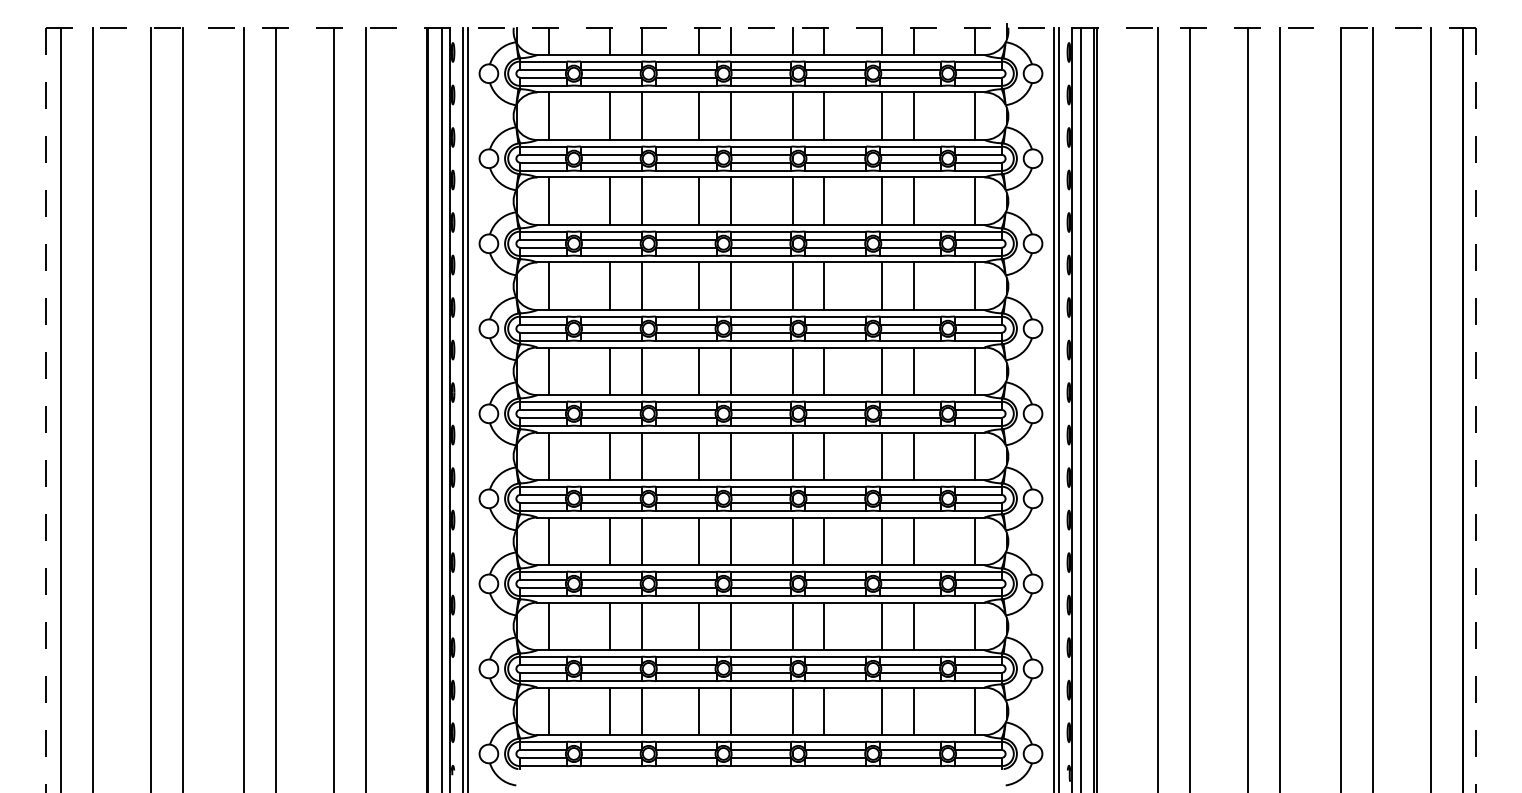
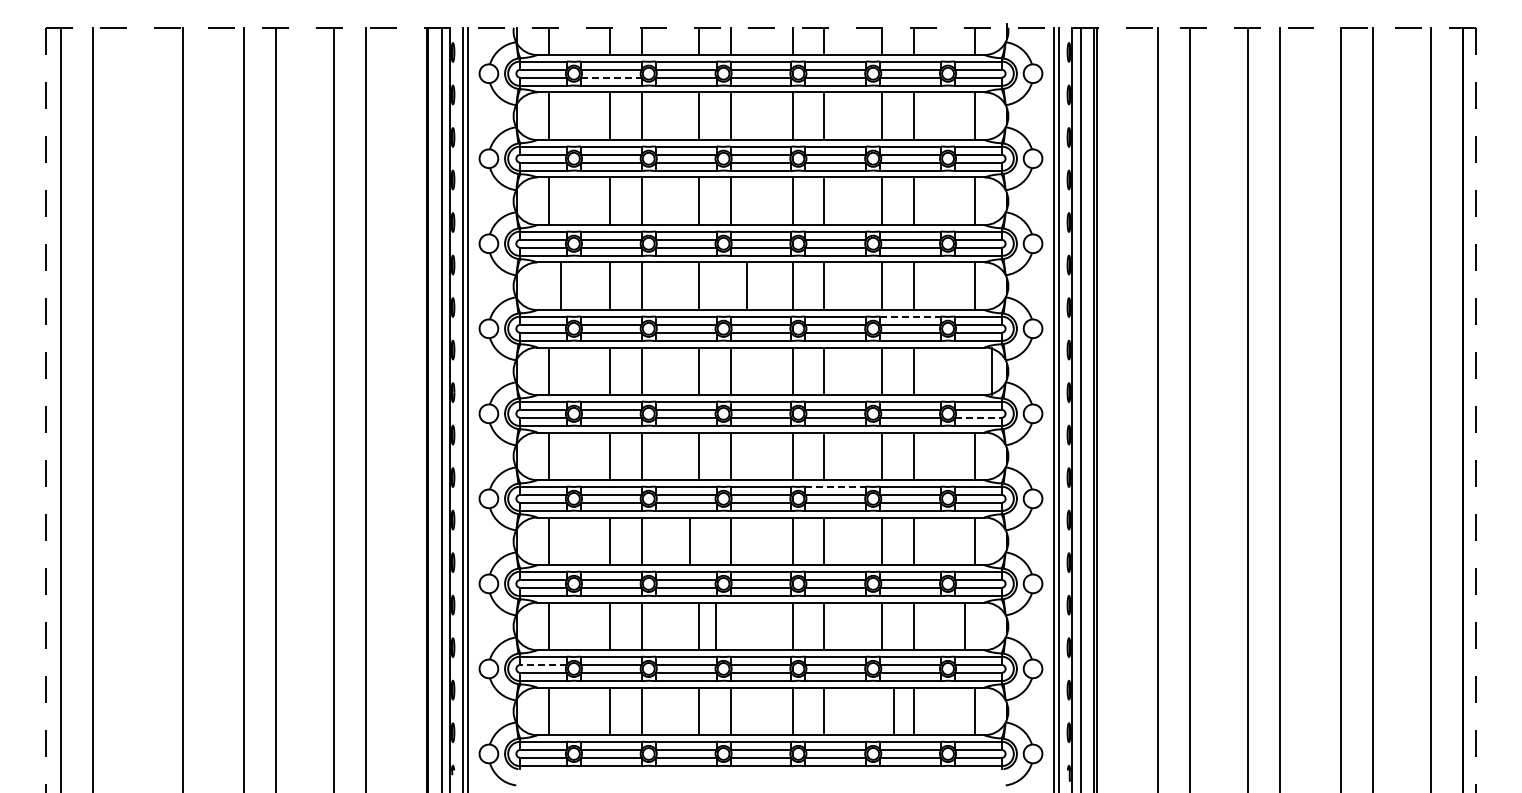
line: solid -> dashed (611, 77)
line position: (548, 286) -> (560, 286) (560, 286)
line position: (731, 286) -> (747, 286) (747, 286)
line: solid -> dashed (911, 316)
line position: (975, 371) -> (992, 371) (992, 371)
line: present -> none (151, 408)
line: solid -> dashed (978, 417)
line: solid -> dashed (836, 486)
line position: (699, 541) -> (690, 541) (690, 541)
line position: (731, 626) -> (716, 626) (716, 626)
line position: (975, 626) -> (965, 626) (965, 626)
line: solid -> dashed (543, 664)
line position: (882, 711) -> (894, 711) (894, 711)
